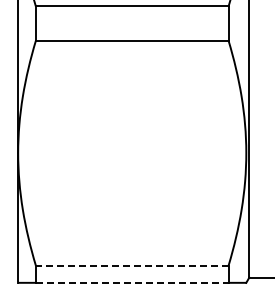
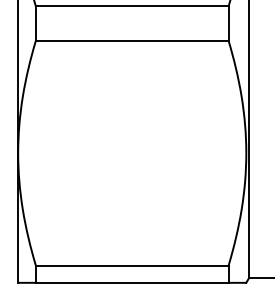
line: dashed -> solid (131, 265)
line: dashed -> solid (132, 282)
